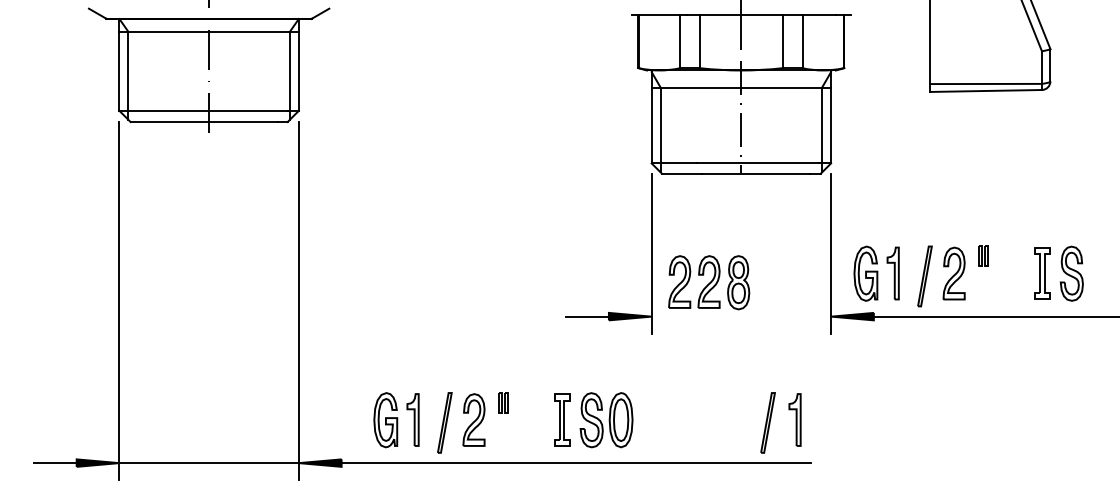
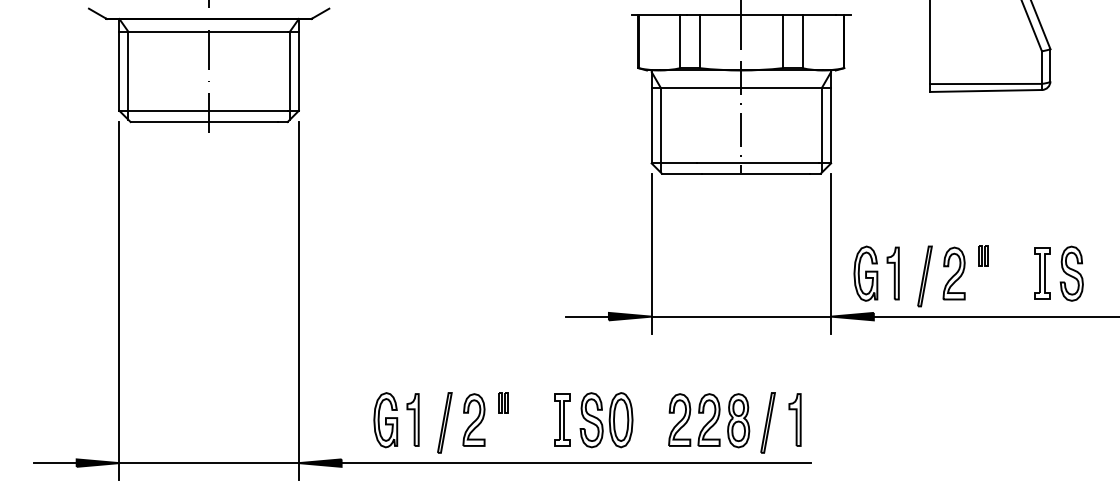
part position: (709, 282) -> (709, 420) (709, 420)
line: none -> present (741, 316)
